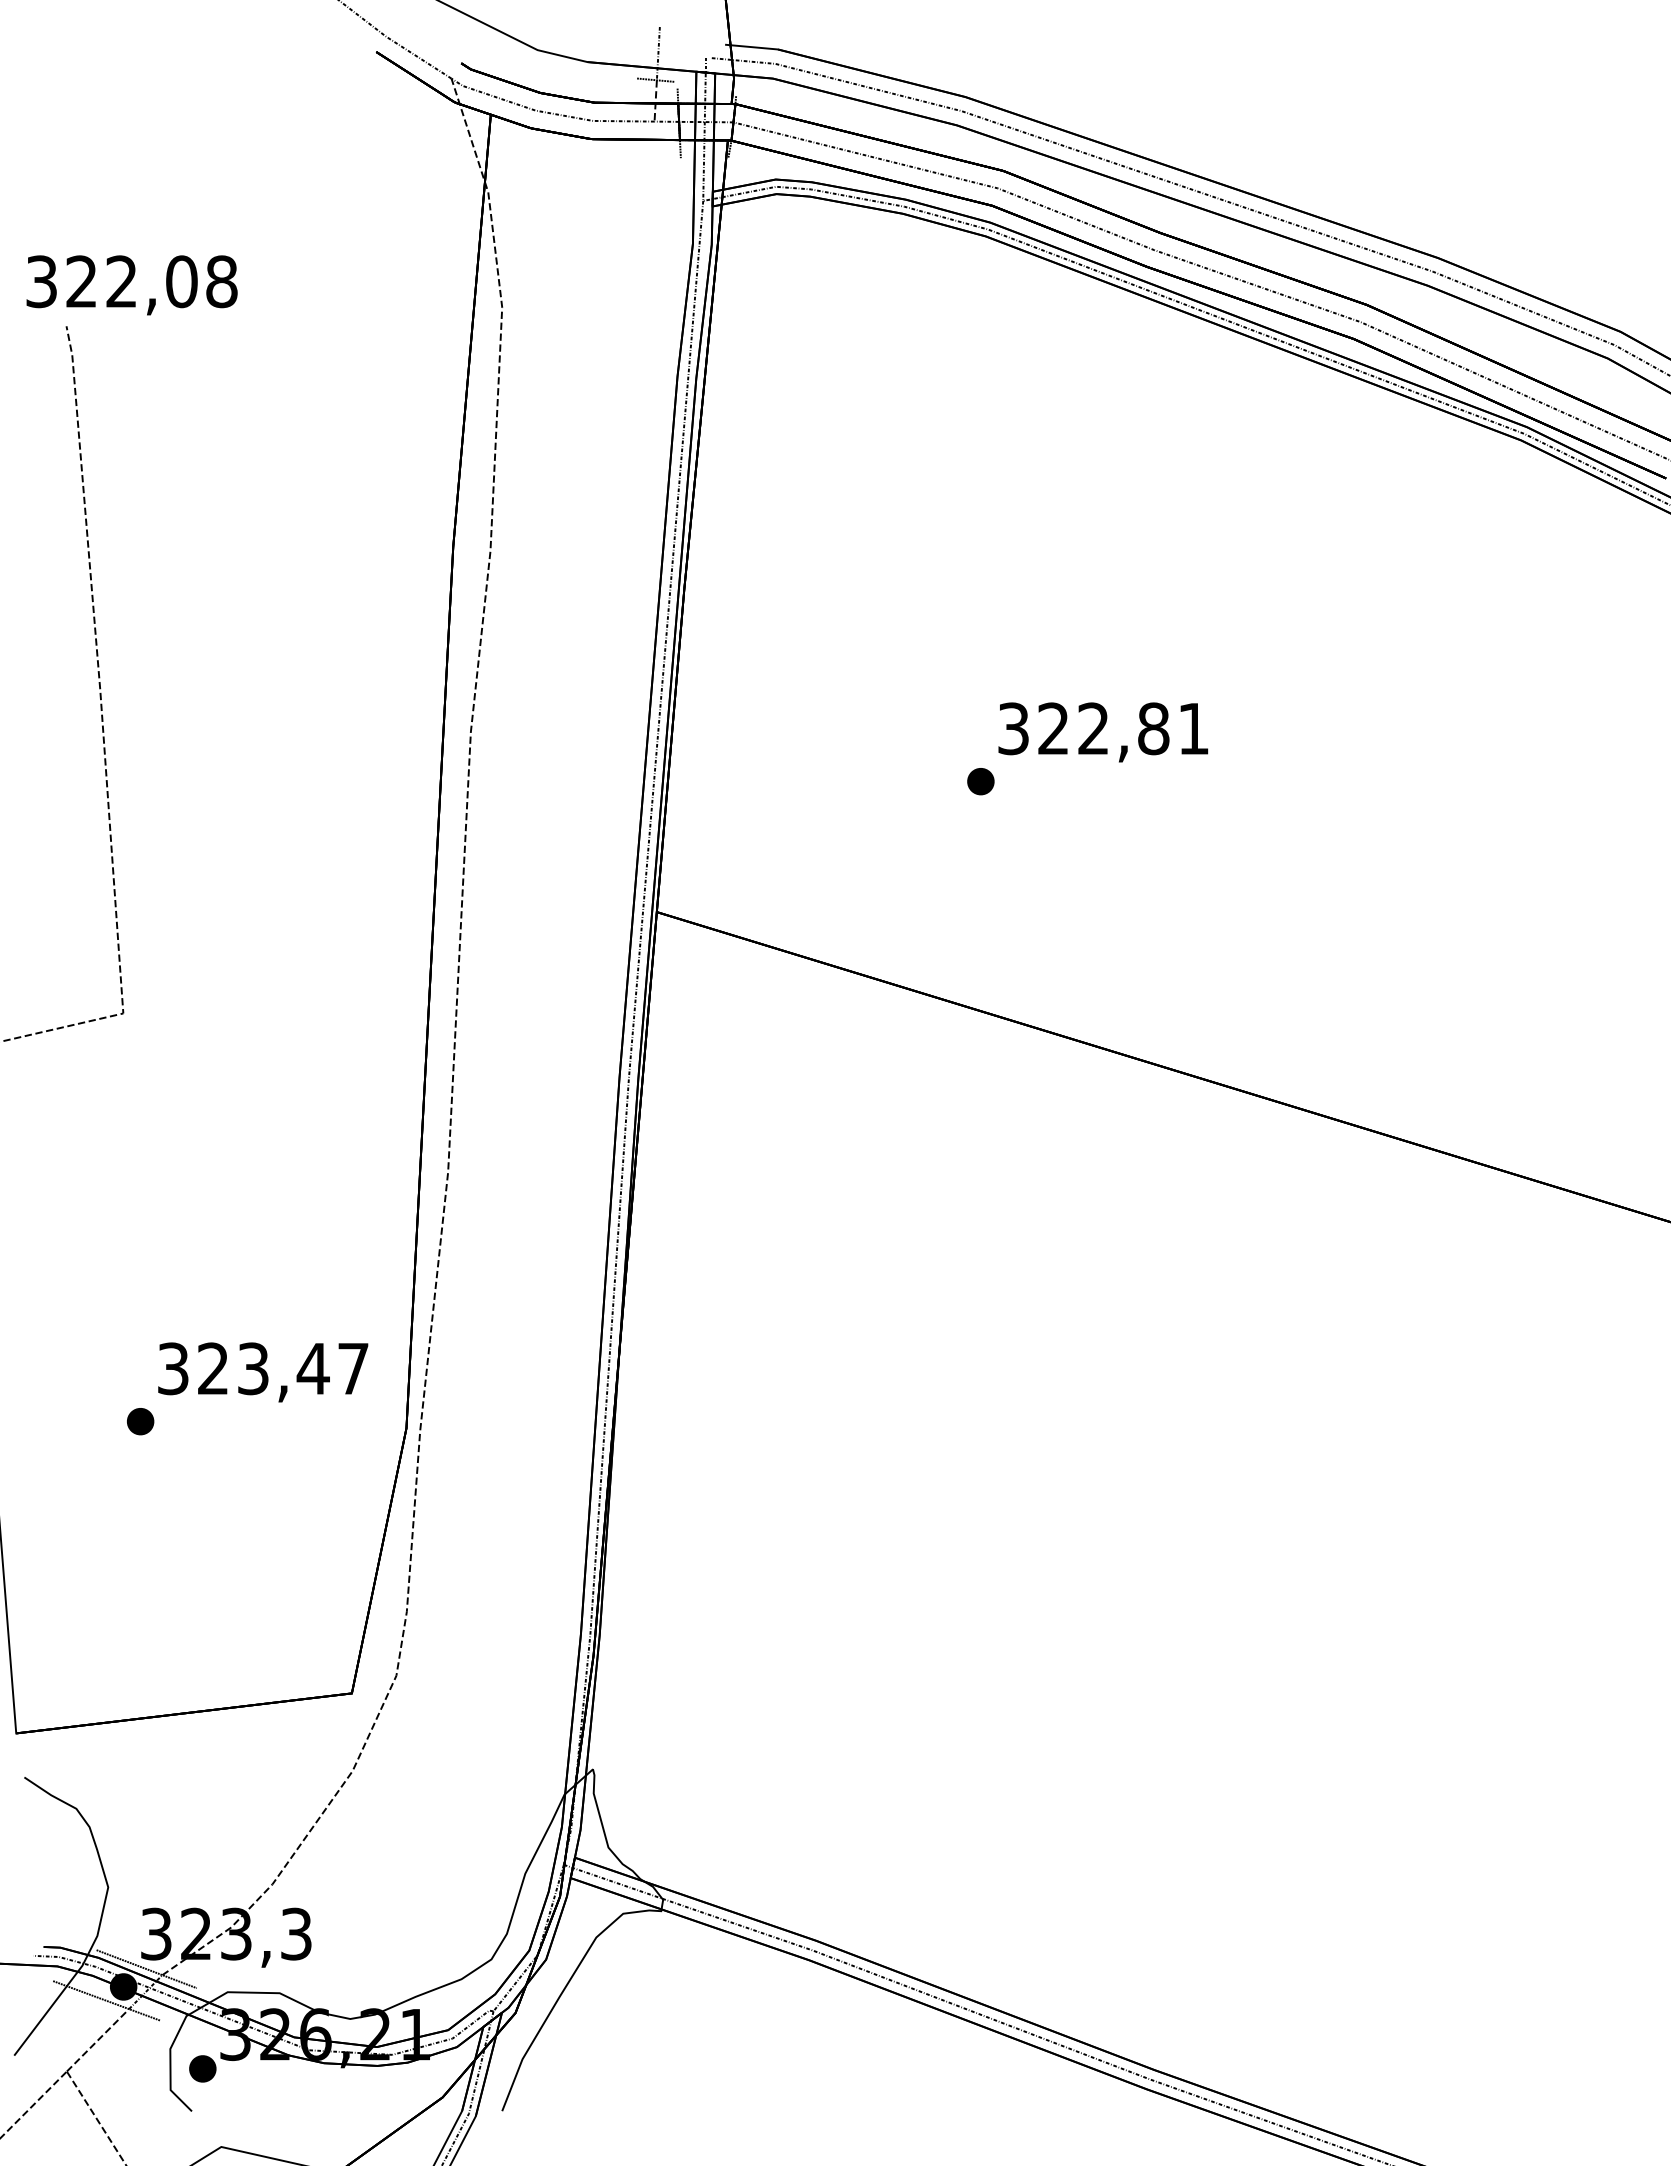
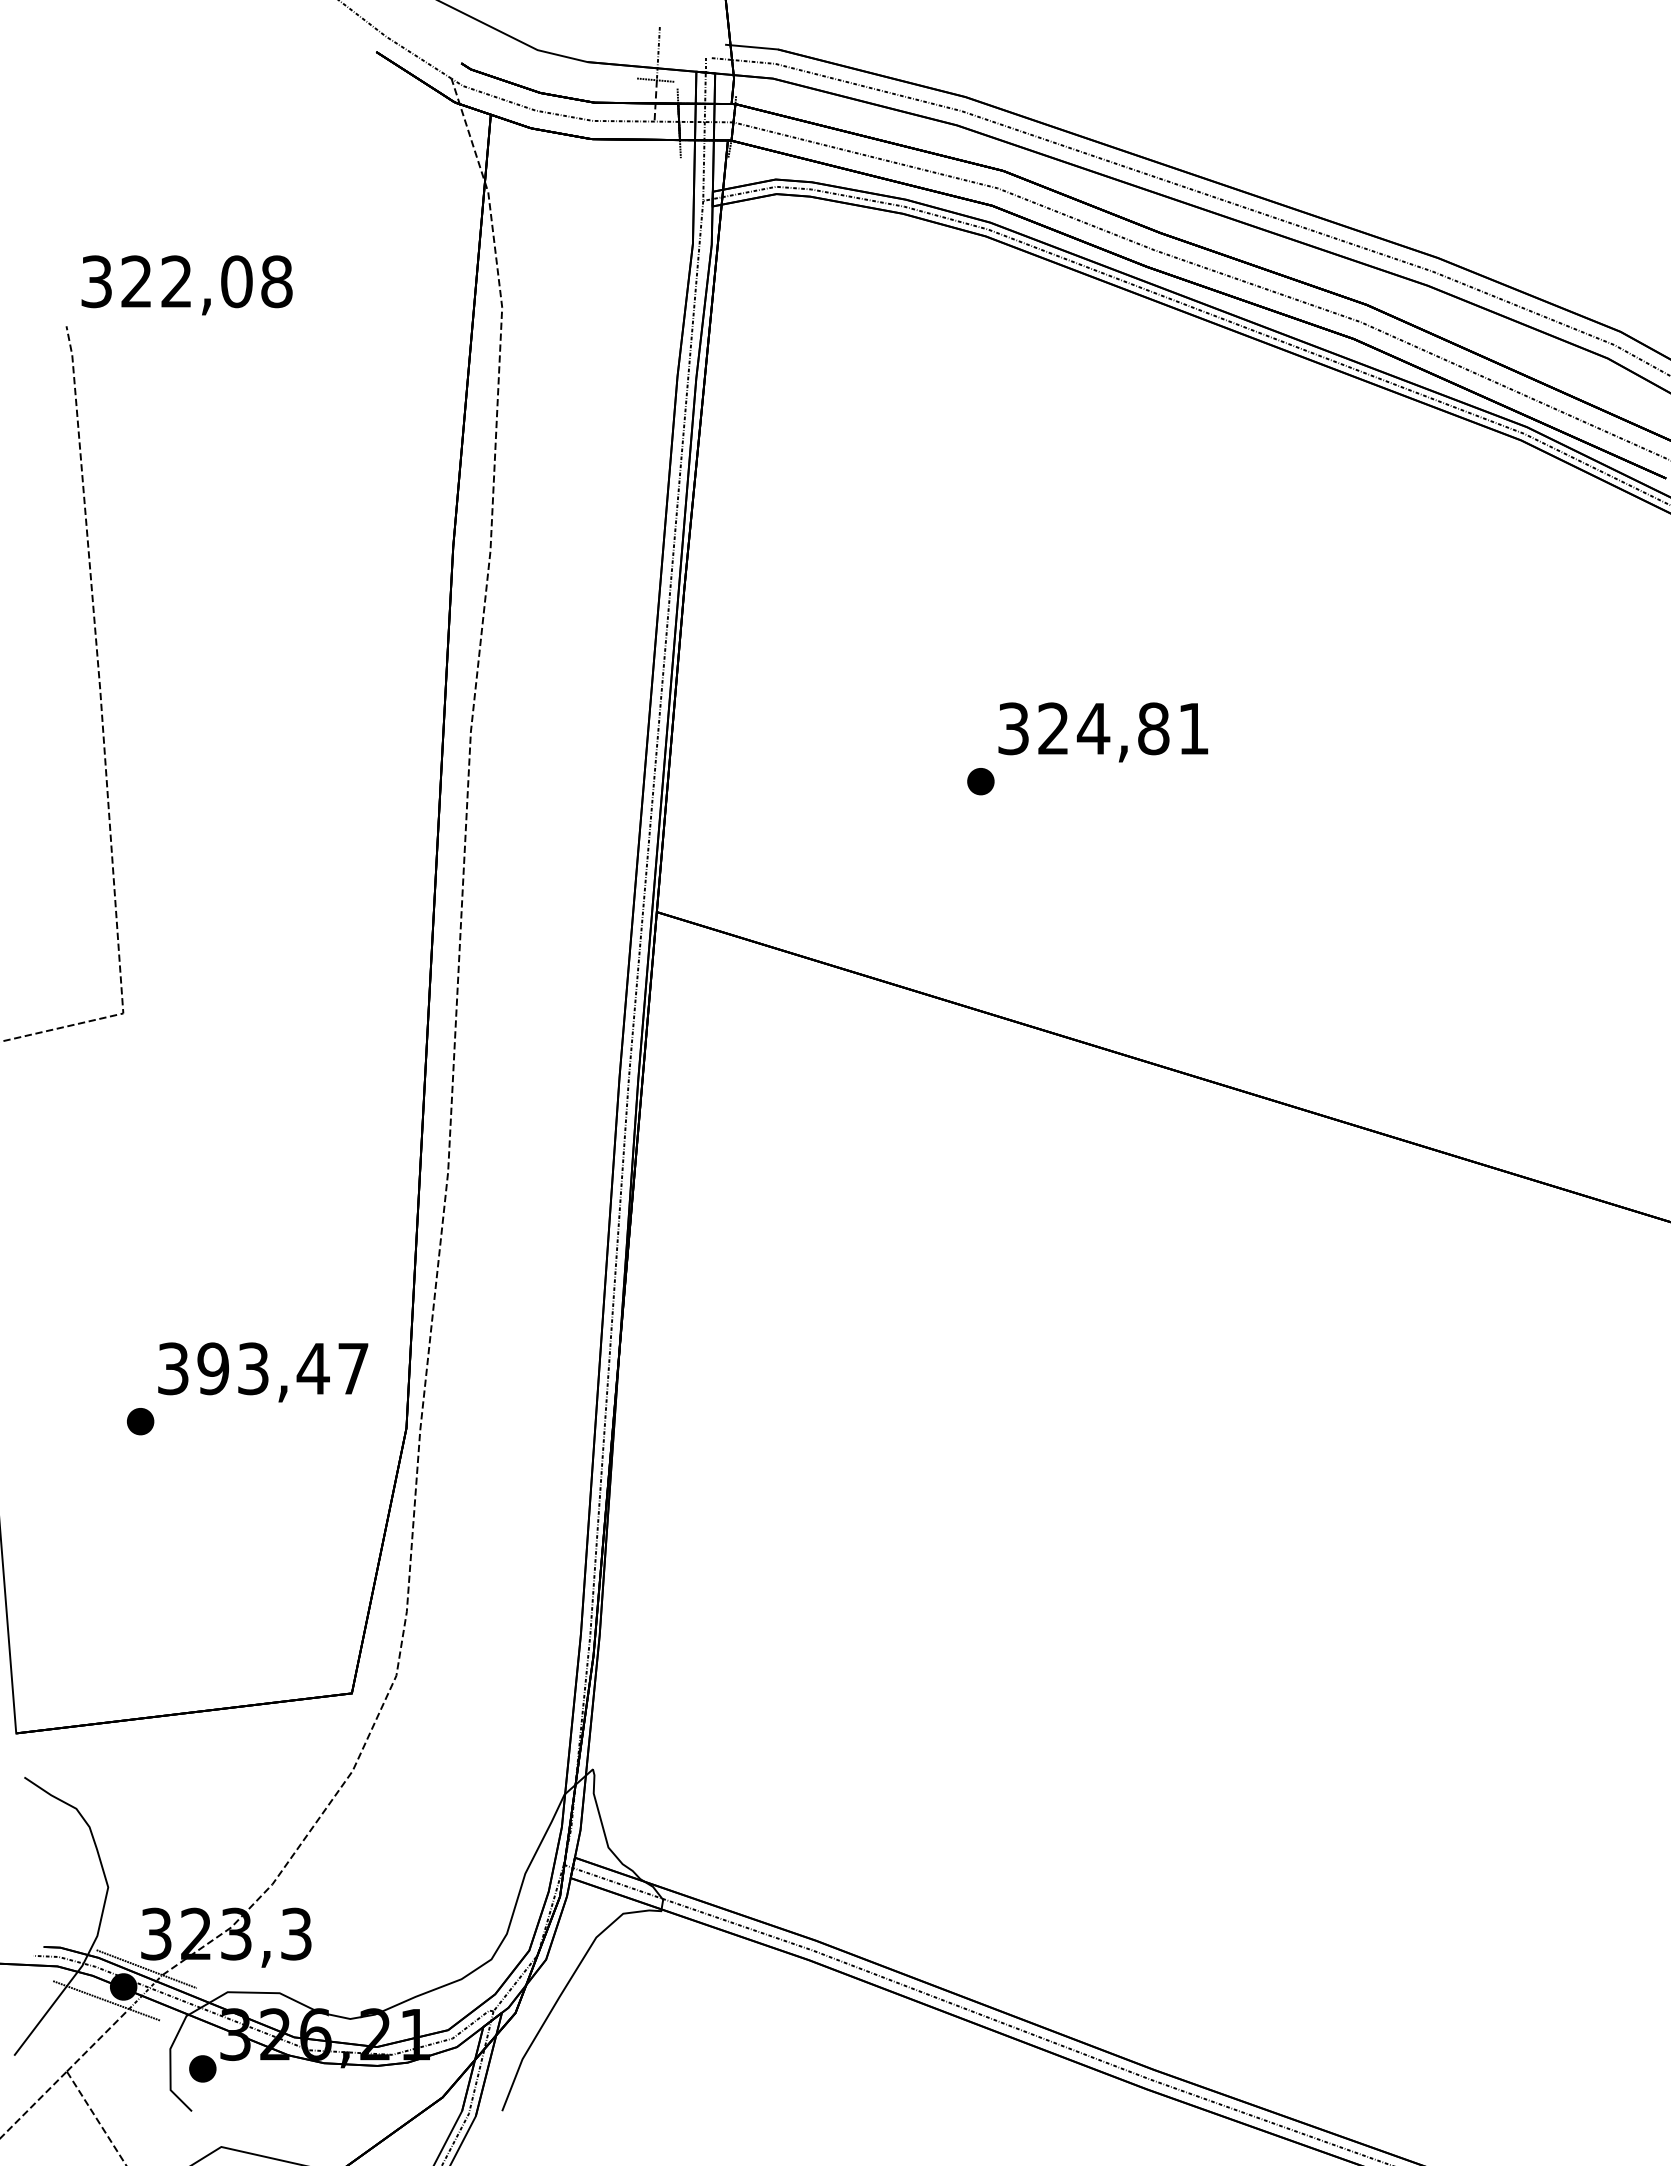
text position: (131, 285) -> (186, 285) (186, 285)
text: 322,81 -> 324,81 (1093, 728)
text: 323,47 -> 393,47 (213, 1368)
